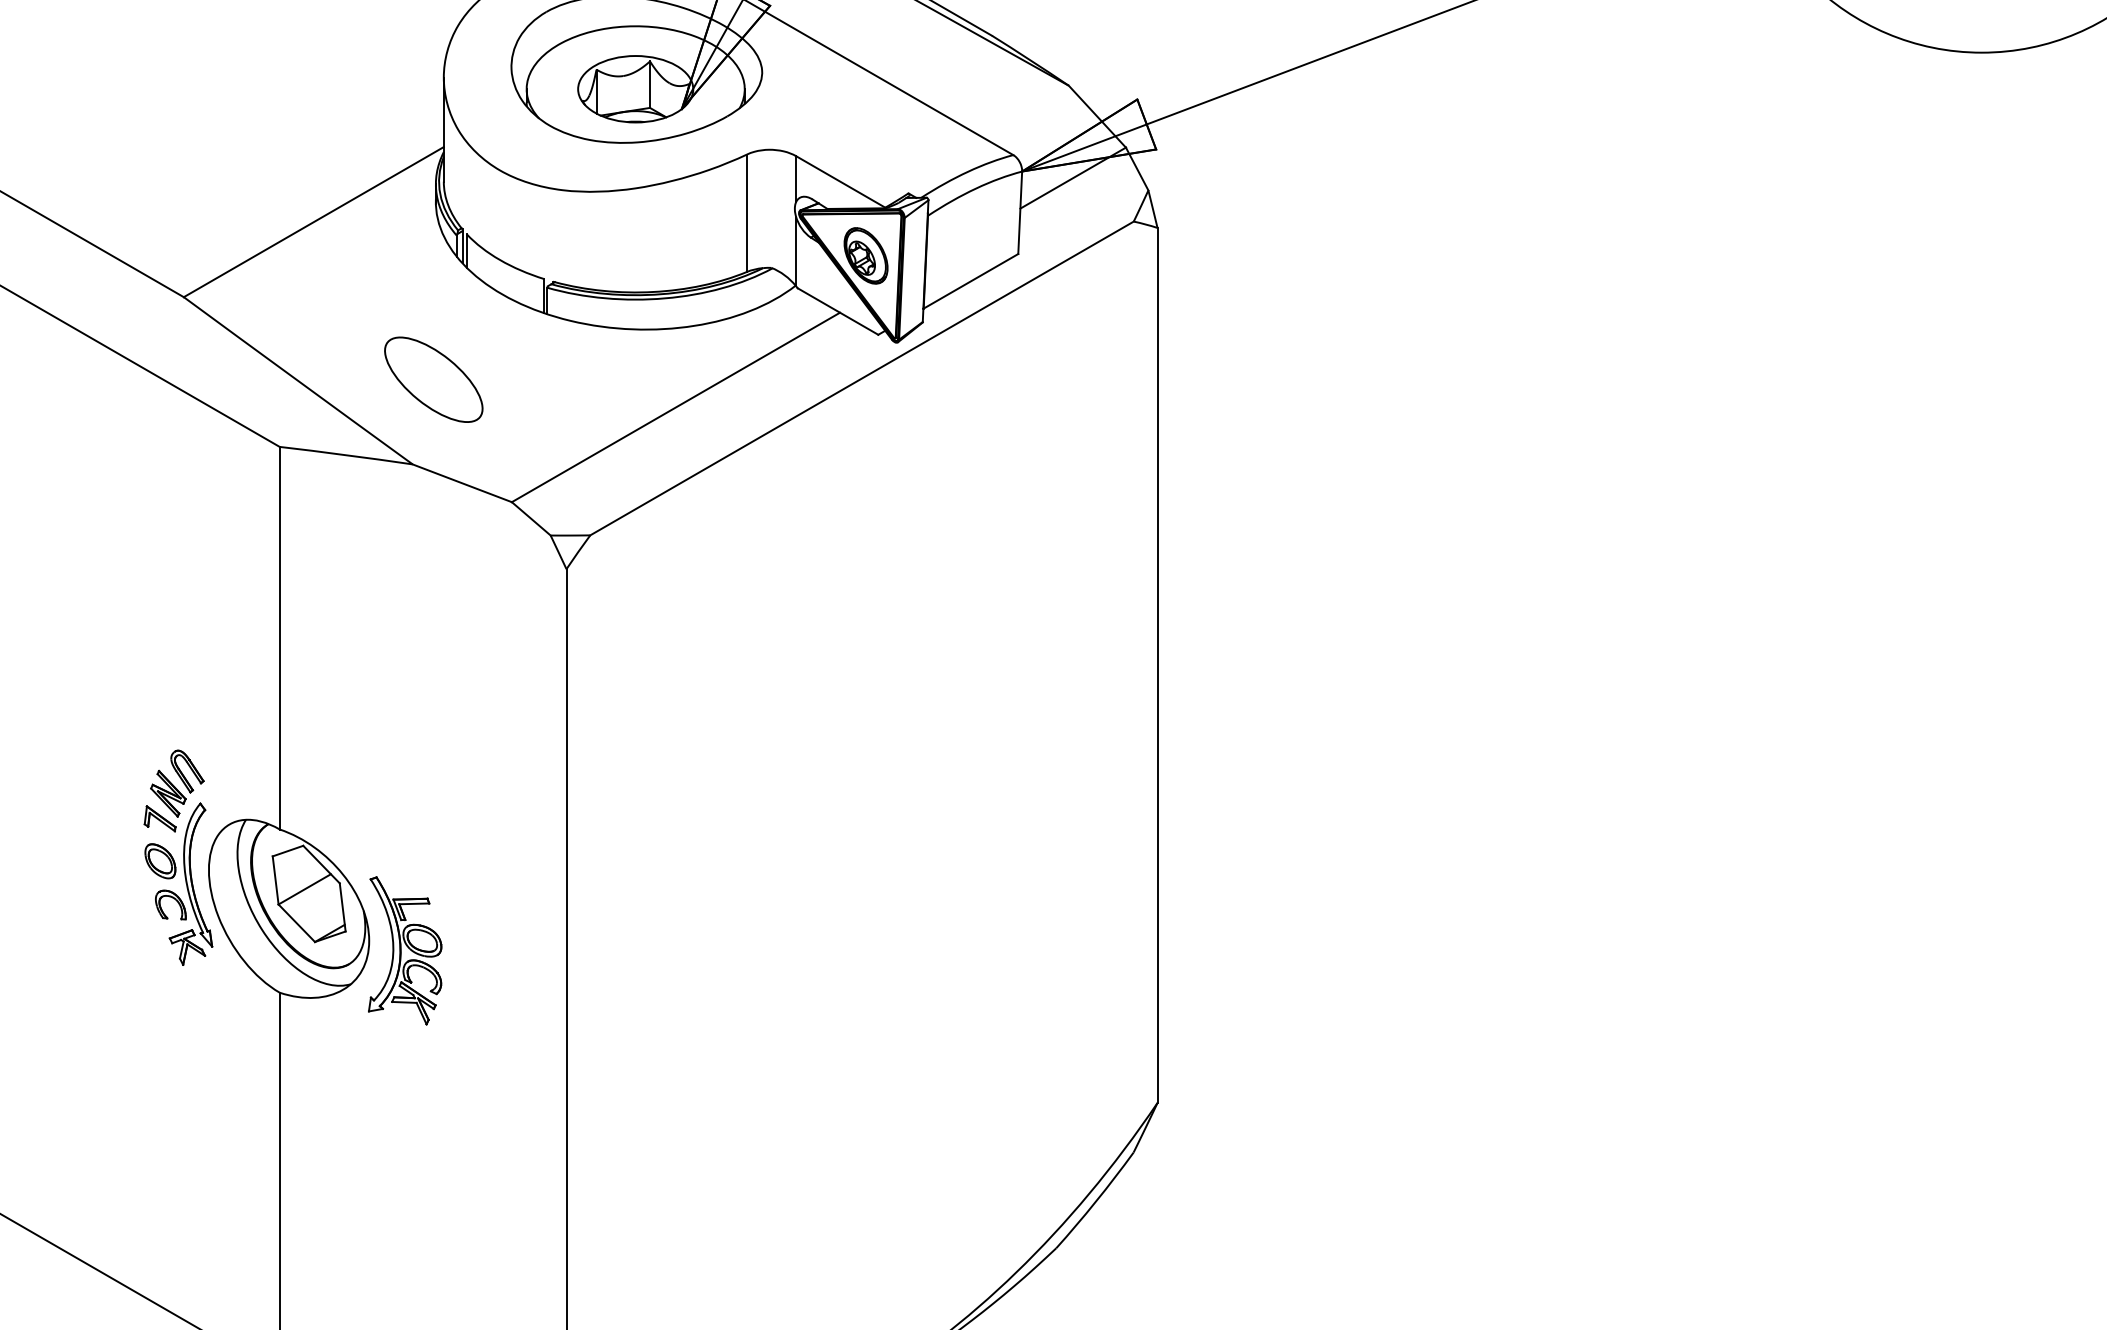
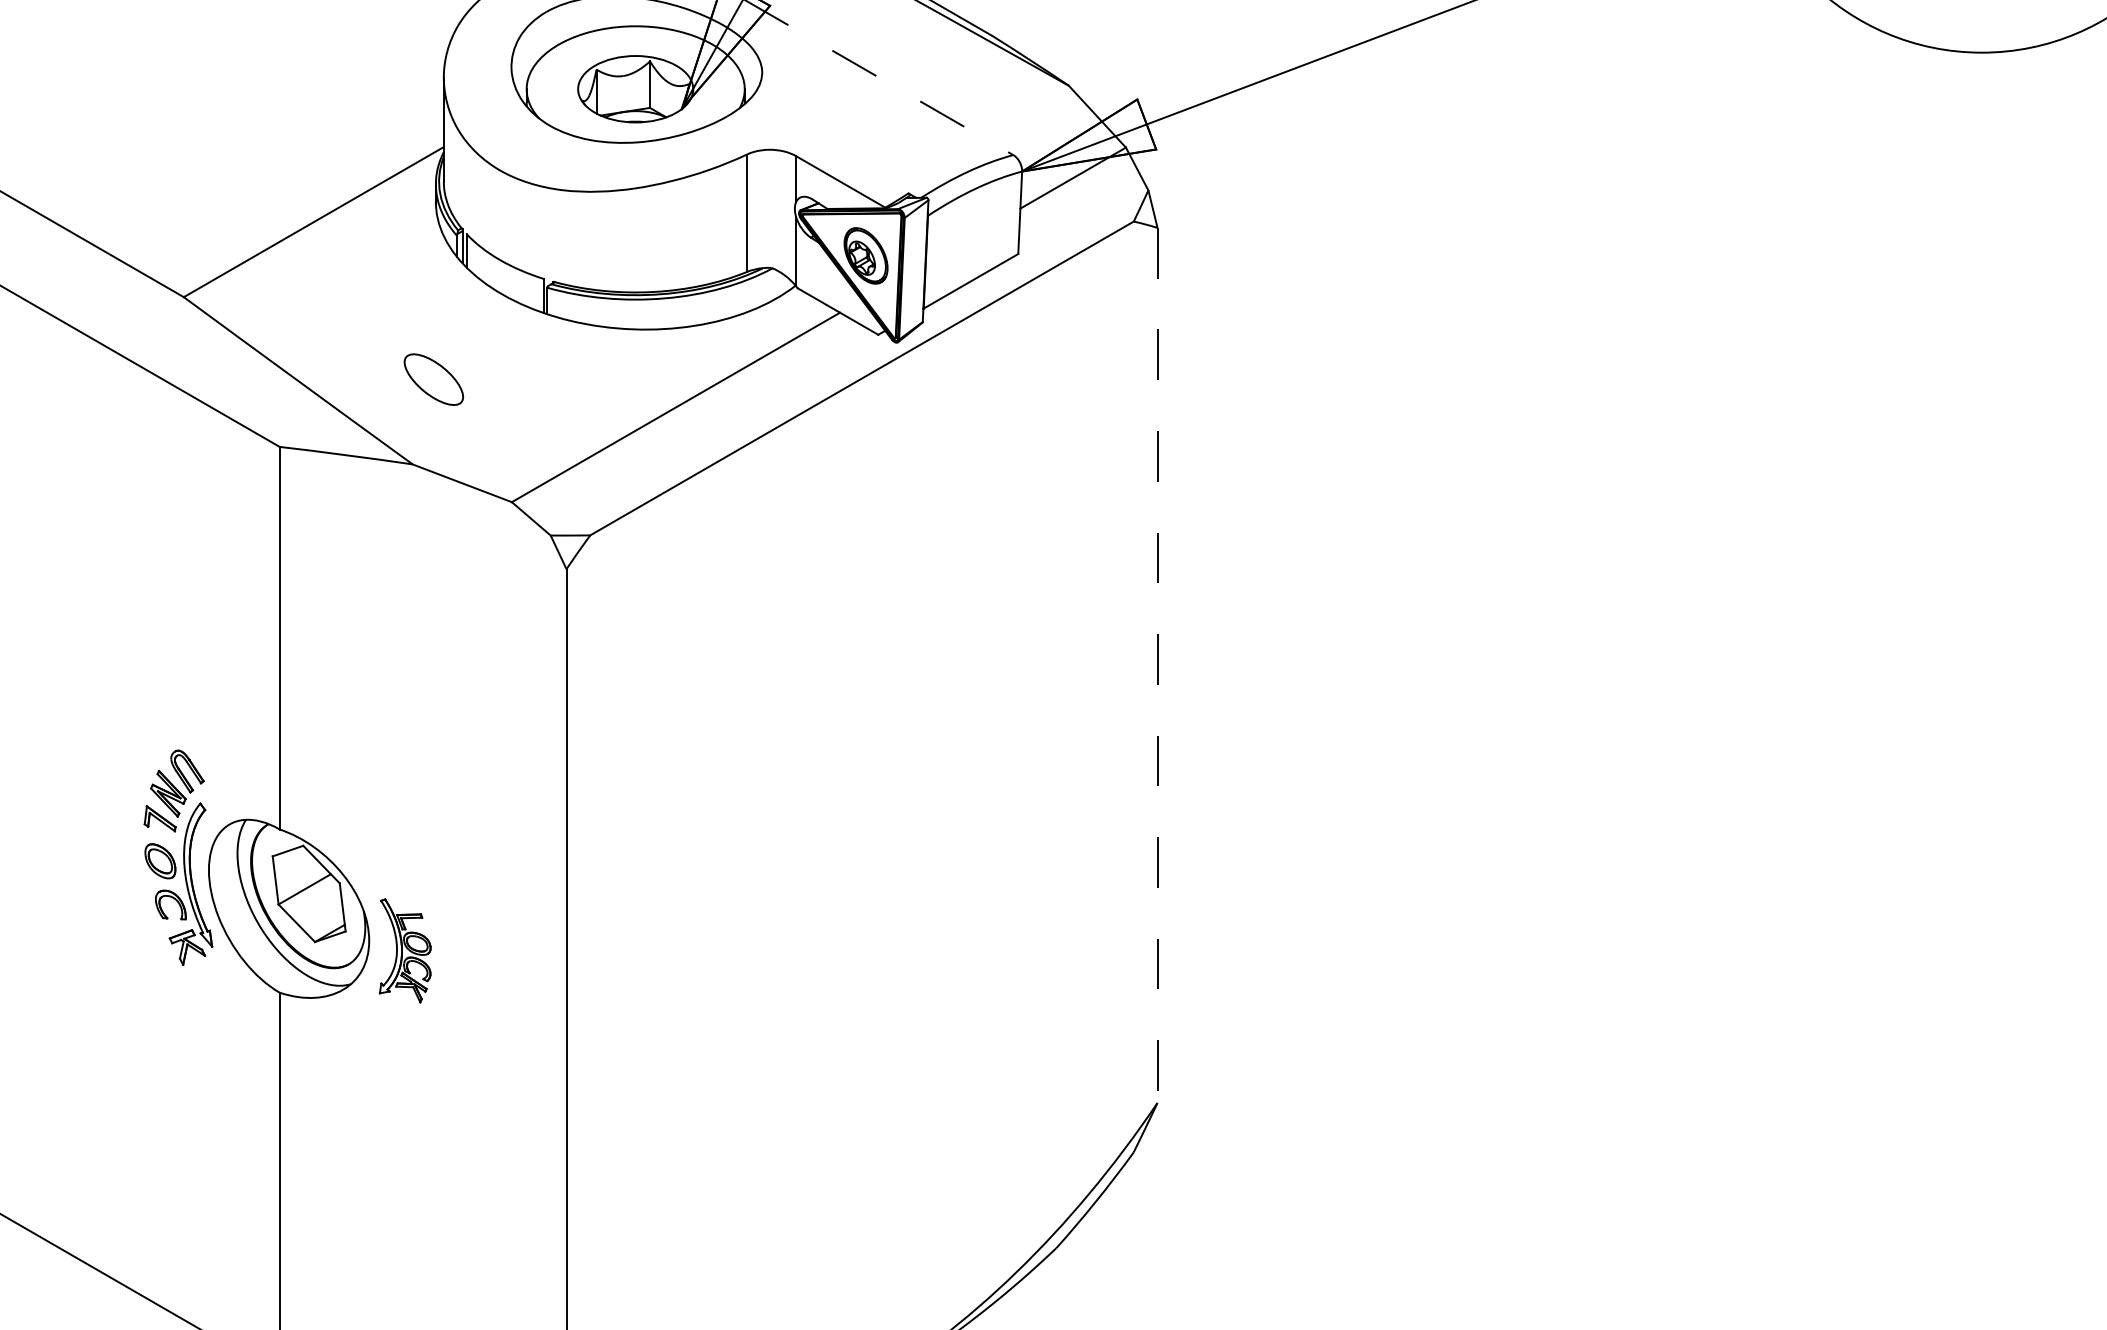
line: solid -> dashed (879, 77)
part size: 100x87 px -> 62x53 px (433, 379)
line: solid -> dashed (1157, 665)
part size: 75x150 px -> 54x106 px (404, 950)
